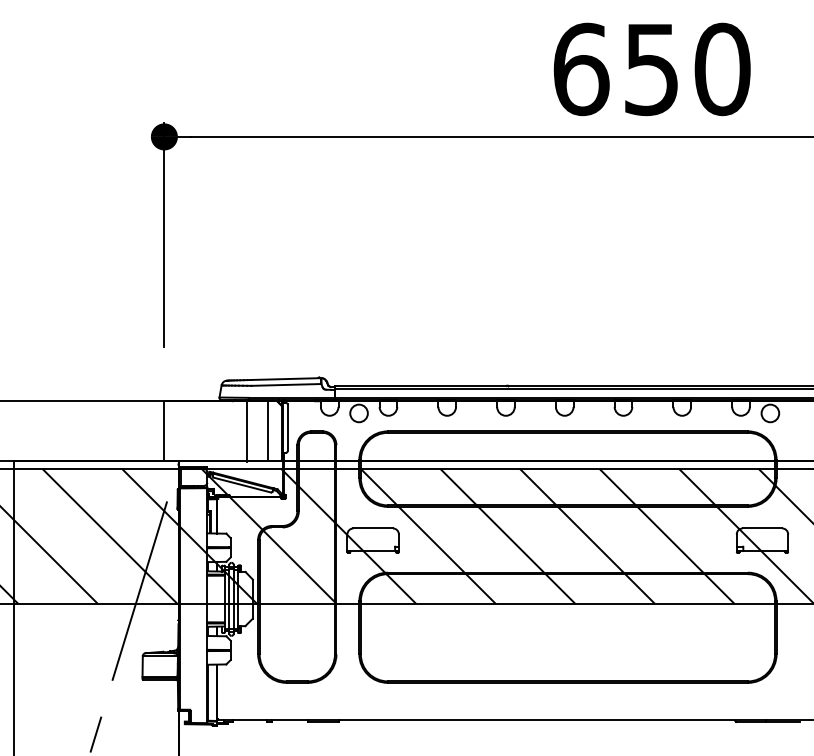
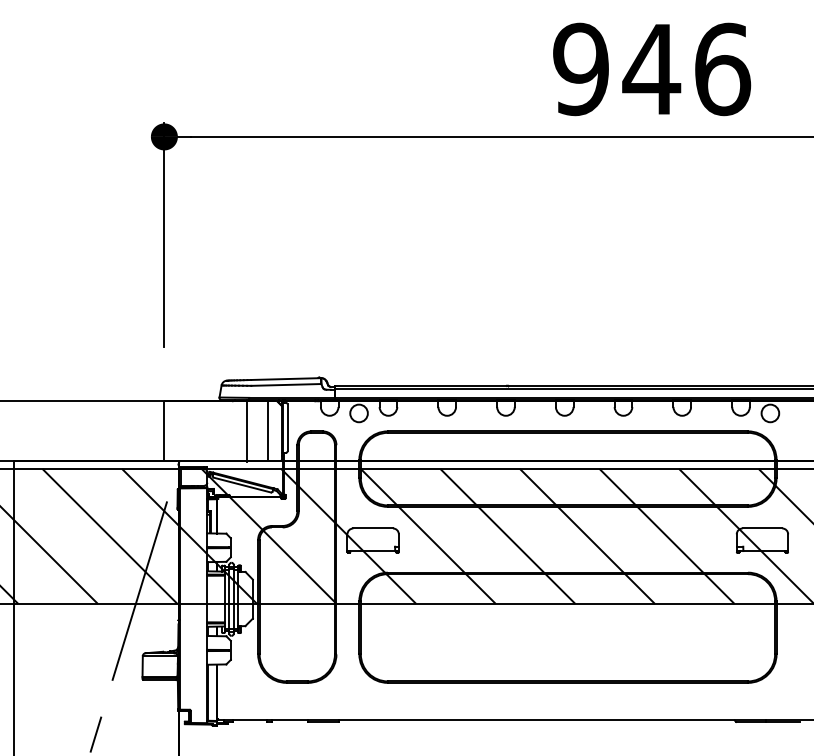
text: 650 -> 946 (652, 69)
